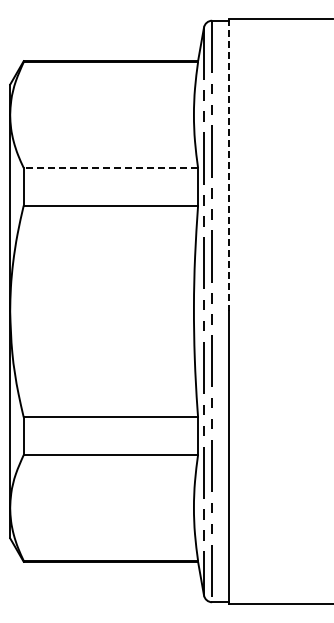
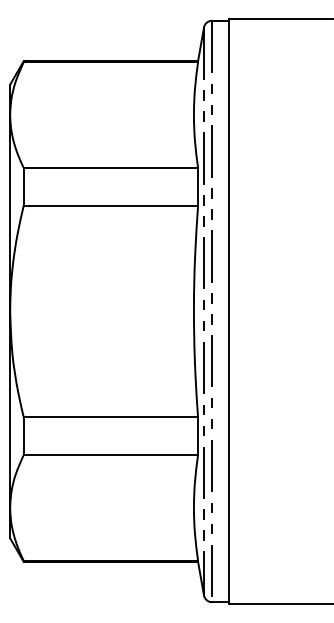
line: dashed -> solid (228, 165)
line: dashed -> solid (110, 168)
